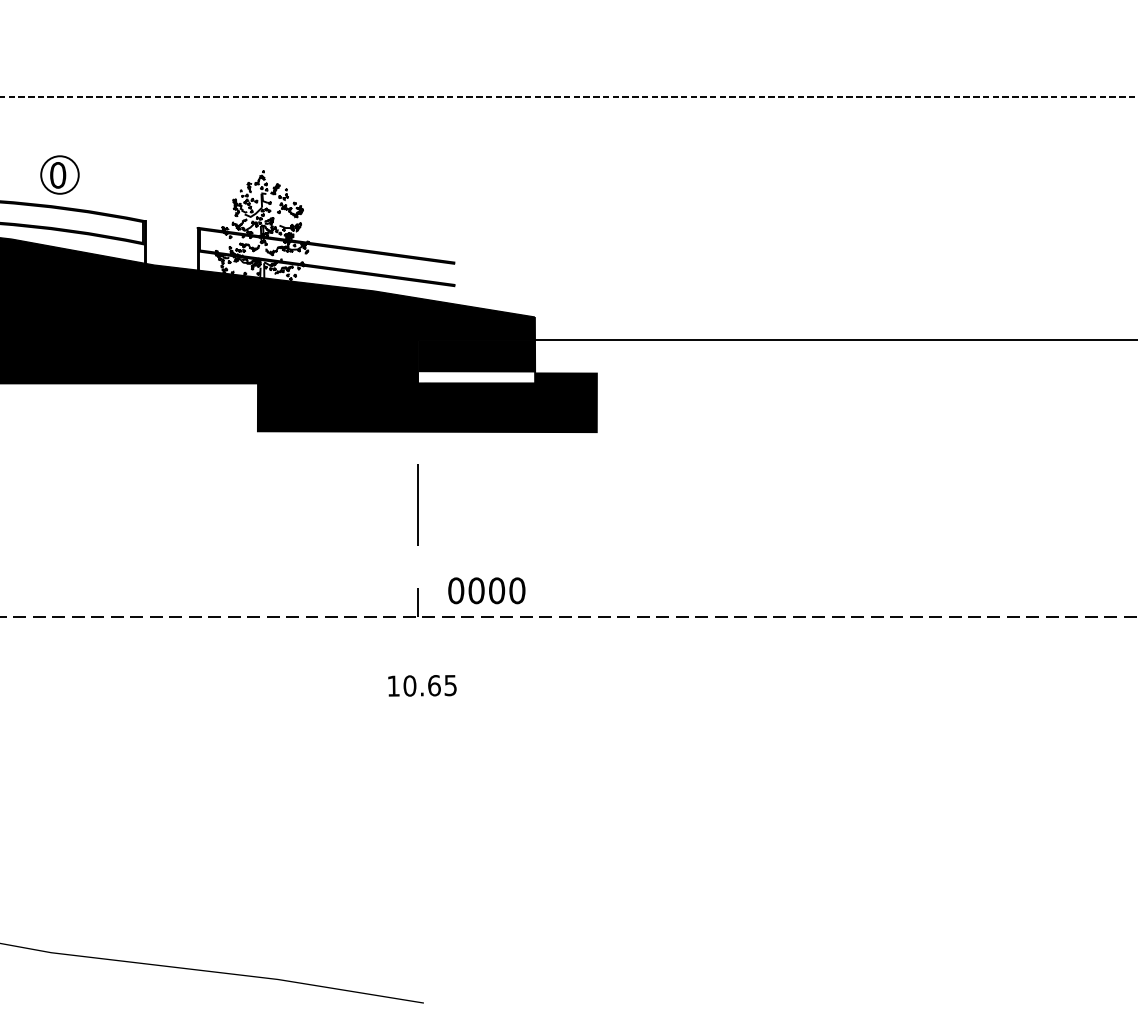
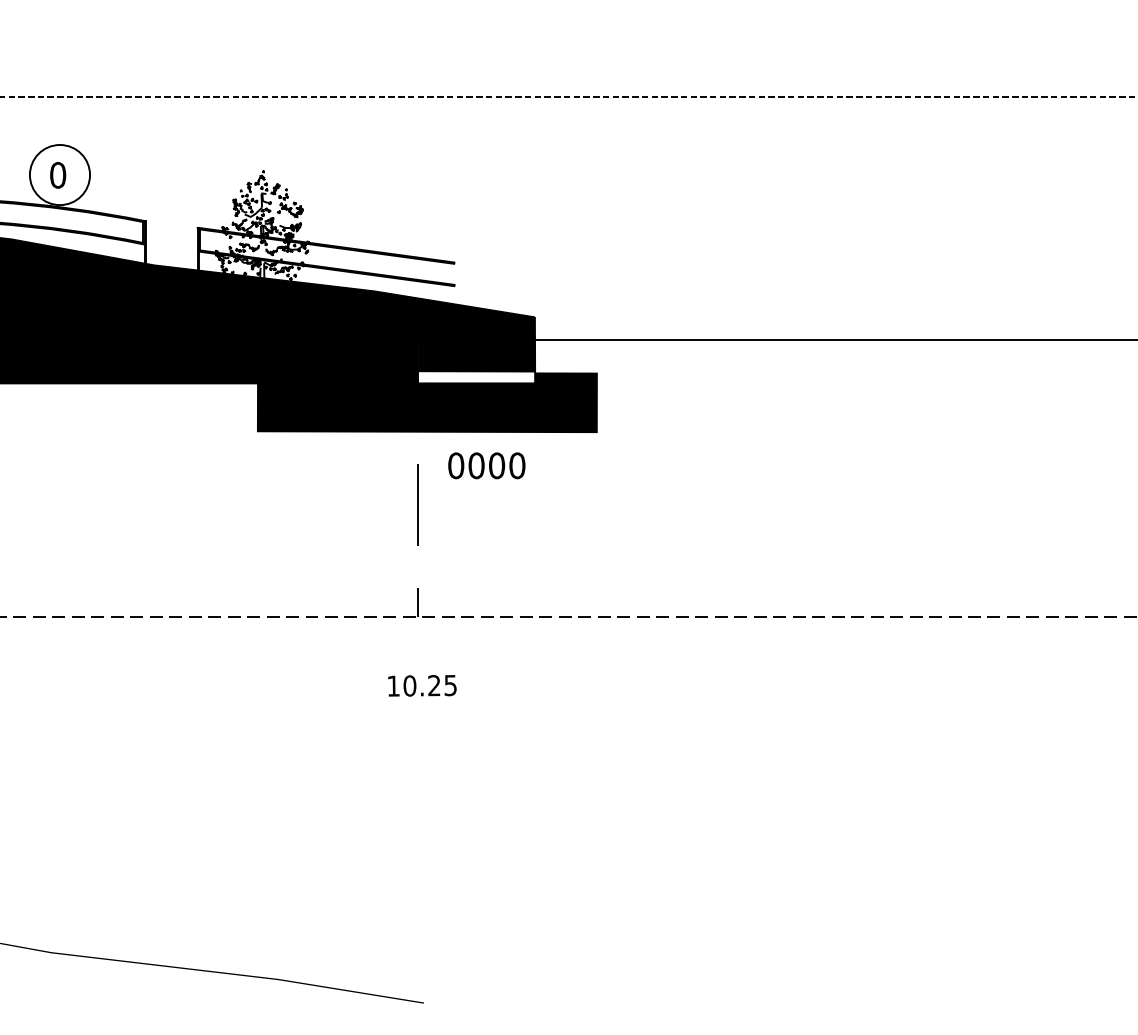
circle diameter: 38 px -> 60 px (59, 175)
text position: (486, 590) -> (486, 465) (486, 465)
text: 10.65 -> 10.25 (434, 685)
